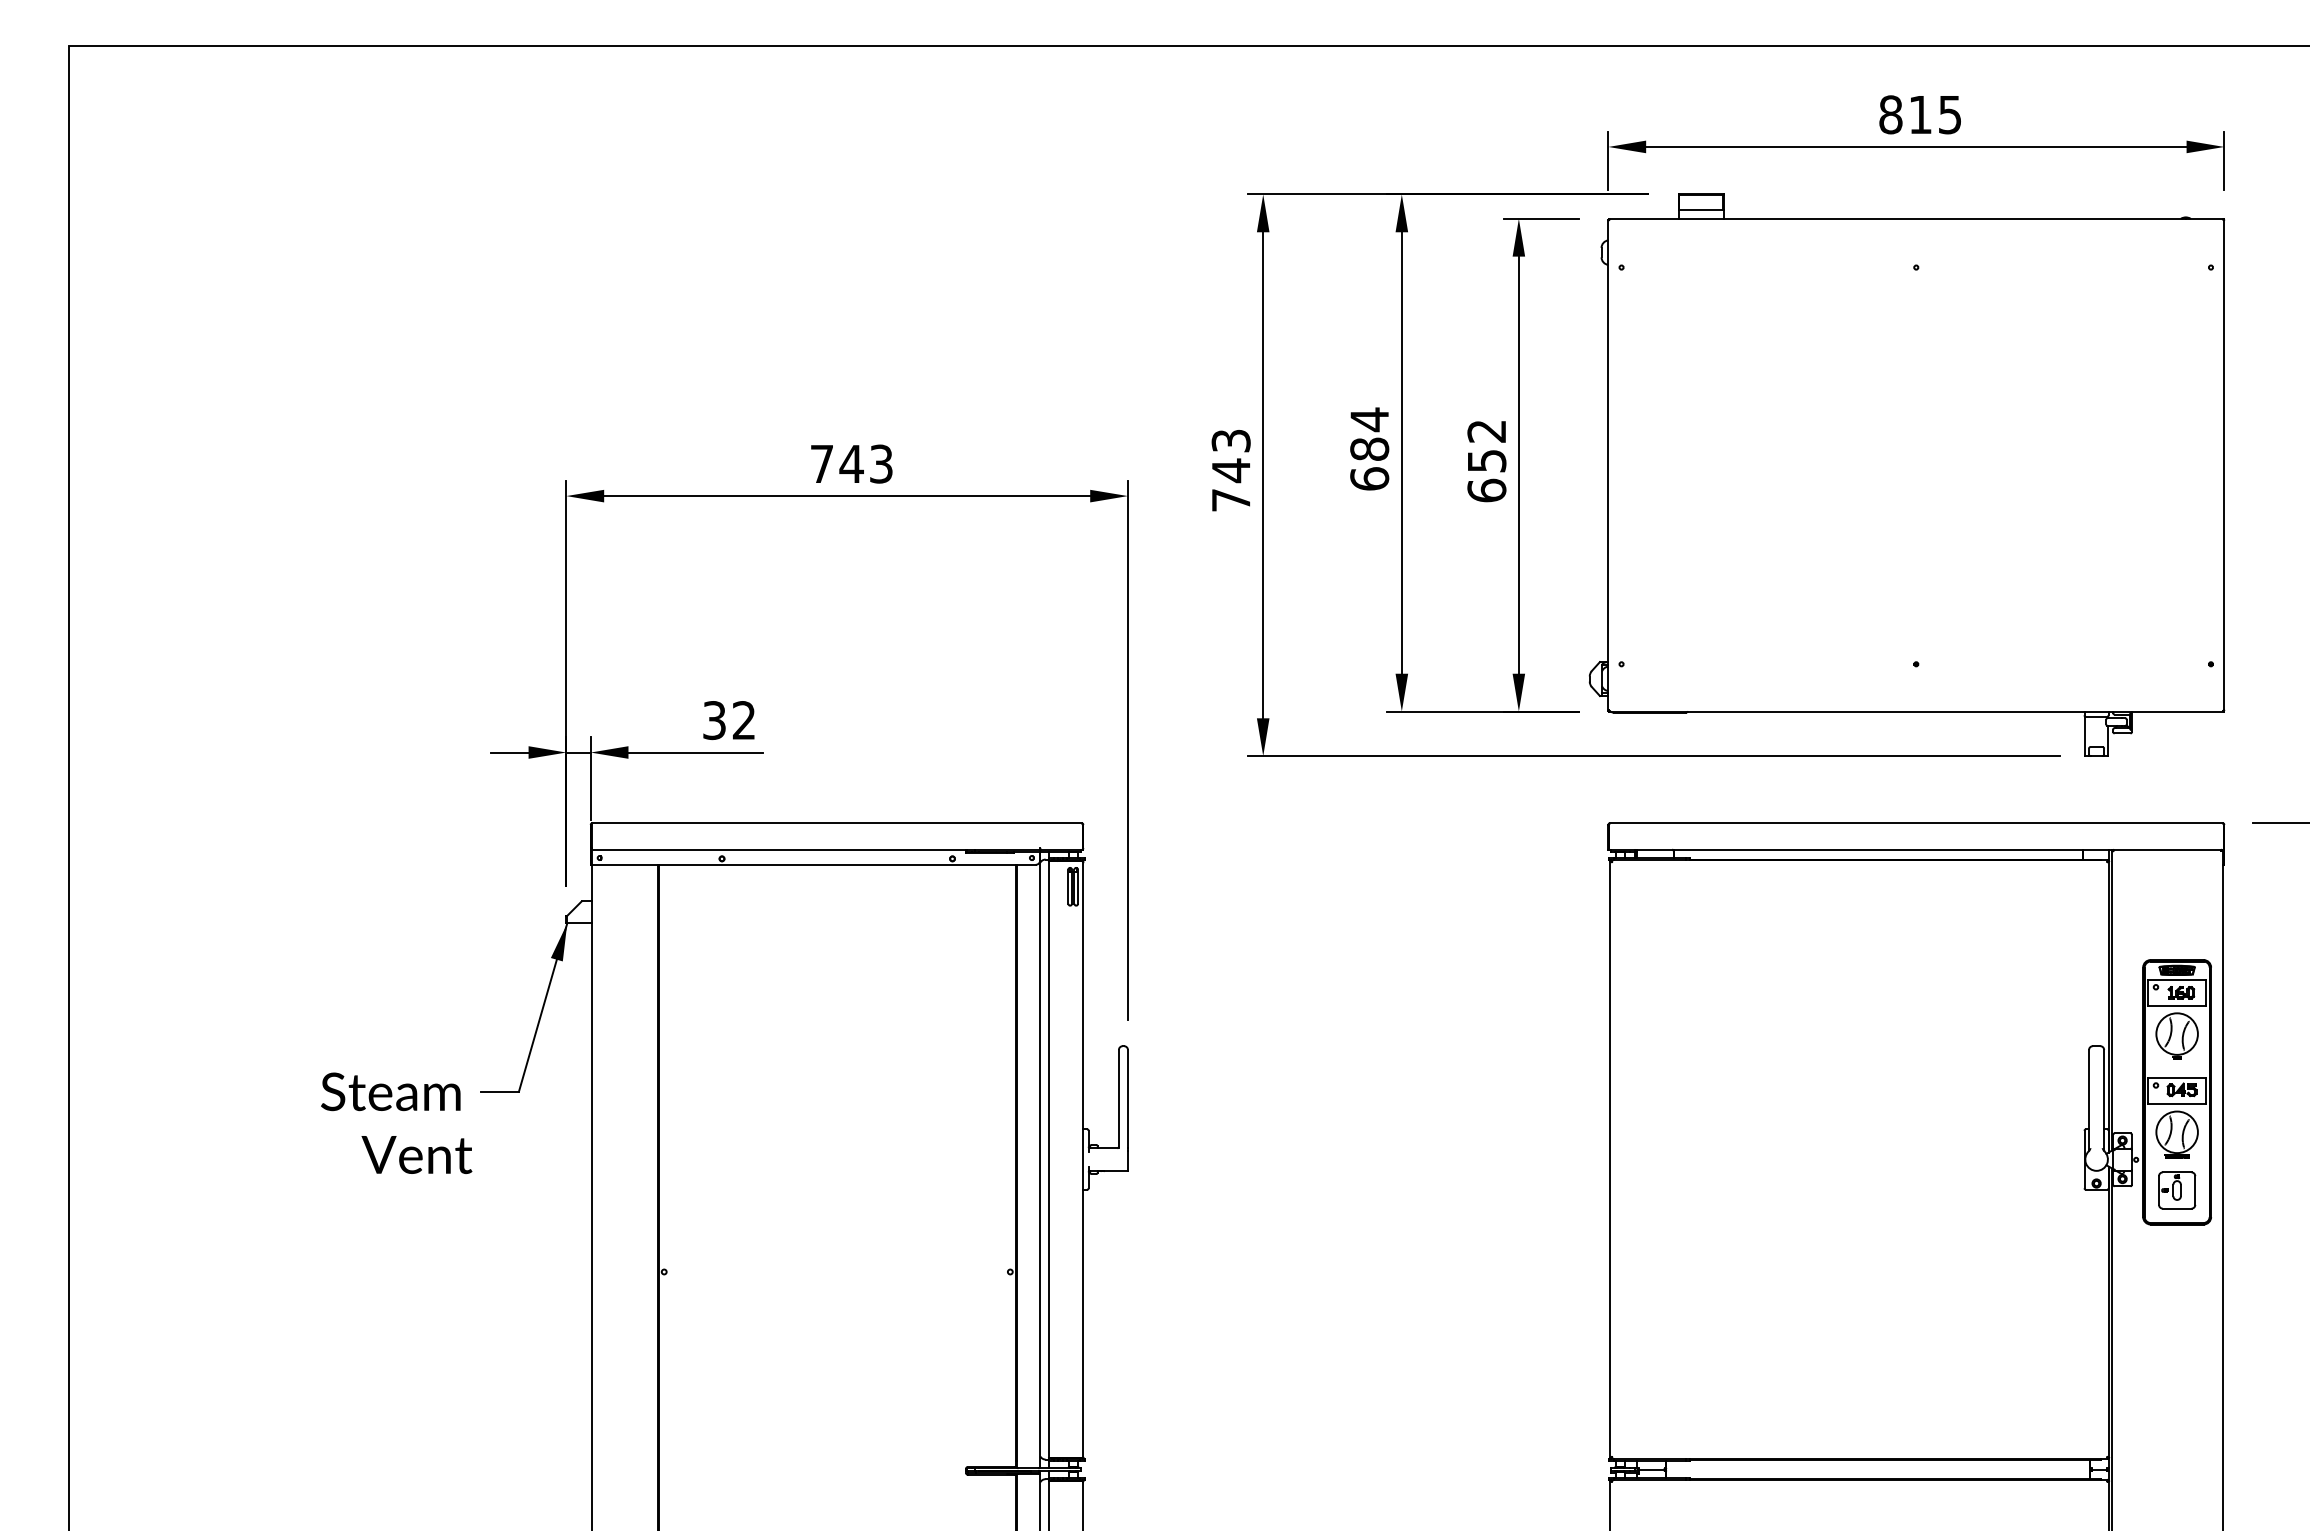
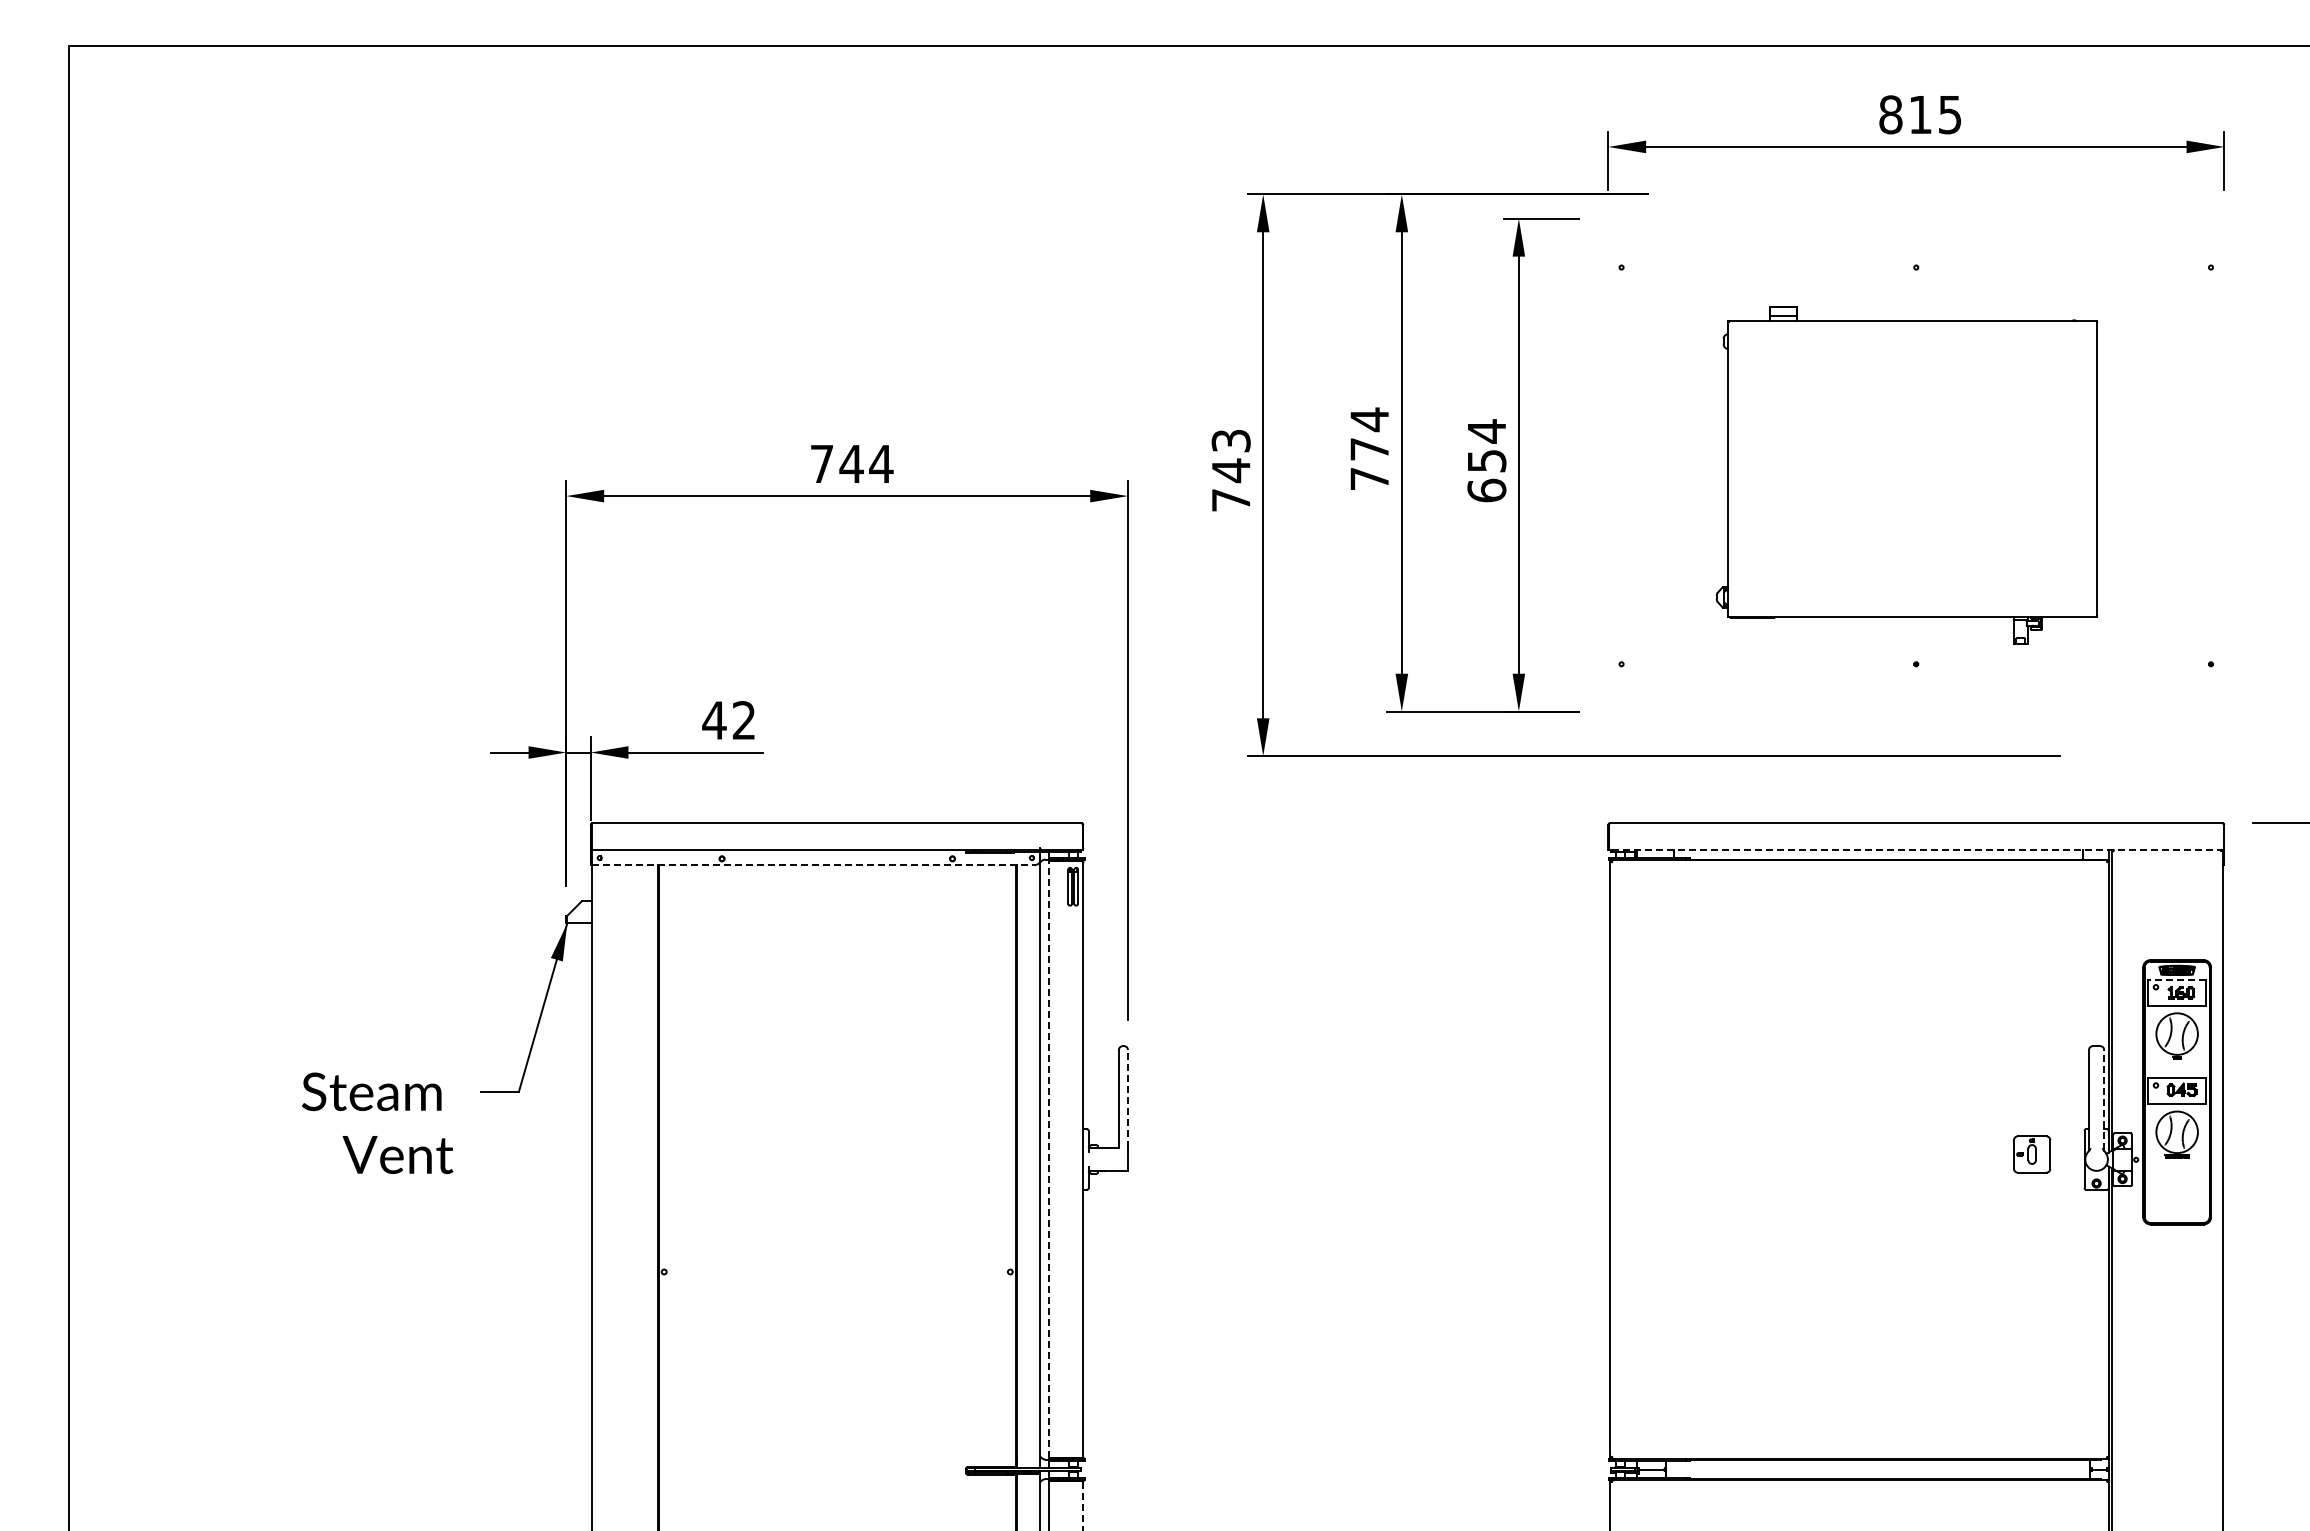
text: 652 -> 654 (1486, 431)
text: 743 -> 744 (881, 463)
text: 684 -> 774 (1369, 463)
part size: 638x564 px -> 384x339 px (1906, 475)
text: 32 -> 42 (714, 720)
line: solid -> dashed (1915, 849)
line: solid -> dashed (814, 864)
line: solid -> dashed (2177, 979)
line: solid -> dashed (1127, 1098)
line: solid -> dashed (2104, 1099)
text position: (396, 1122) -> (377, 1122) (377, 1122)
line: solid -> dashed (1048, 1159)
part position: (2177, 1190) -> (2032, 1154) (2032, 1154)
line: solid -> dashed (1083, 1506)
